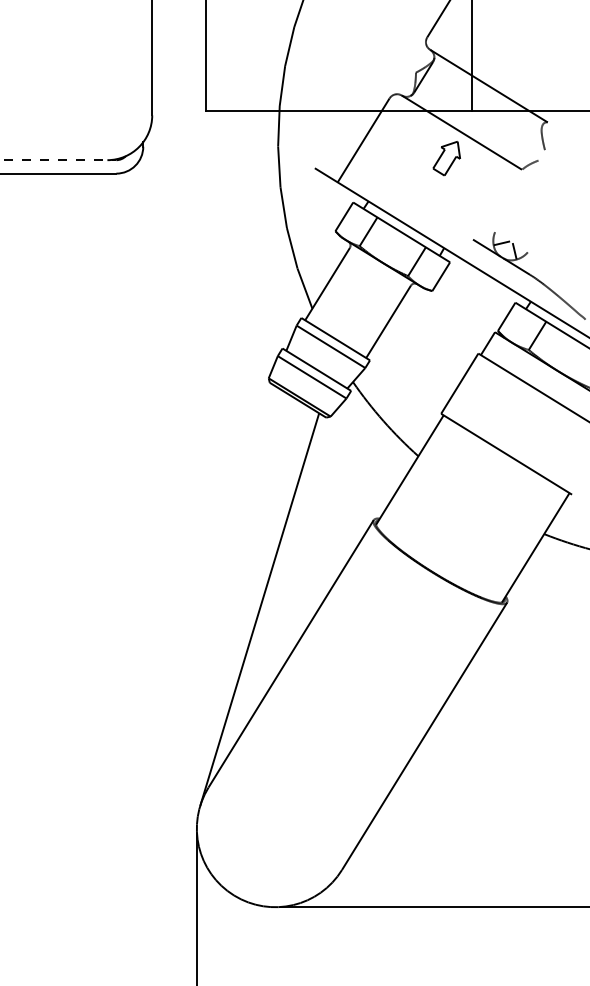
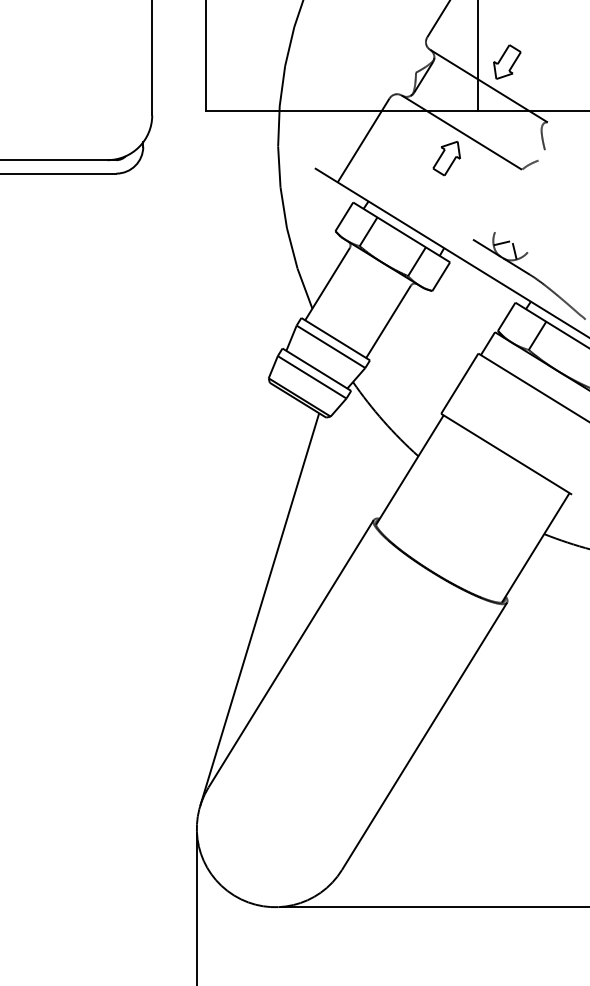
line position: (471, 56) -> (477, 56) (477, 56)
part: none -> present (507, 61)
line: dashed -> solid (58, 160)
